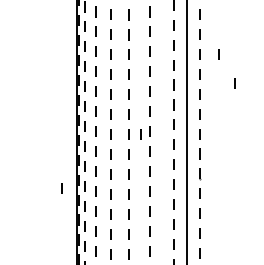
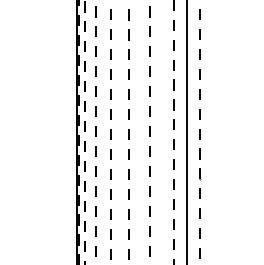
line: present -> none (218, 54)
line: present -> none (234, 83)
line: present -> none (140, 134)
line: present -> none (61, 188)
